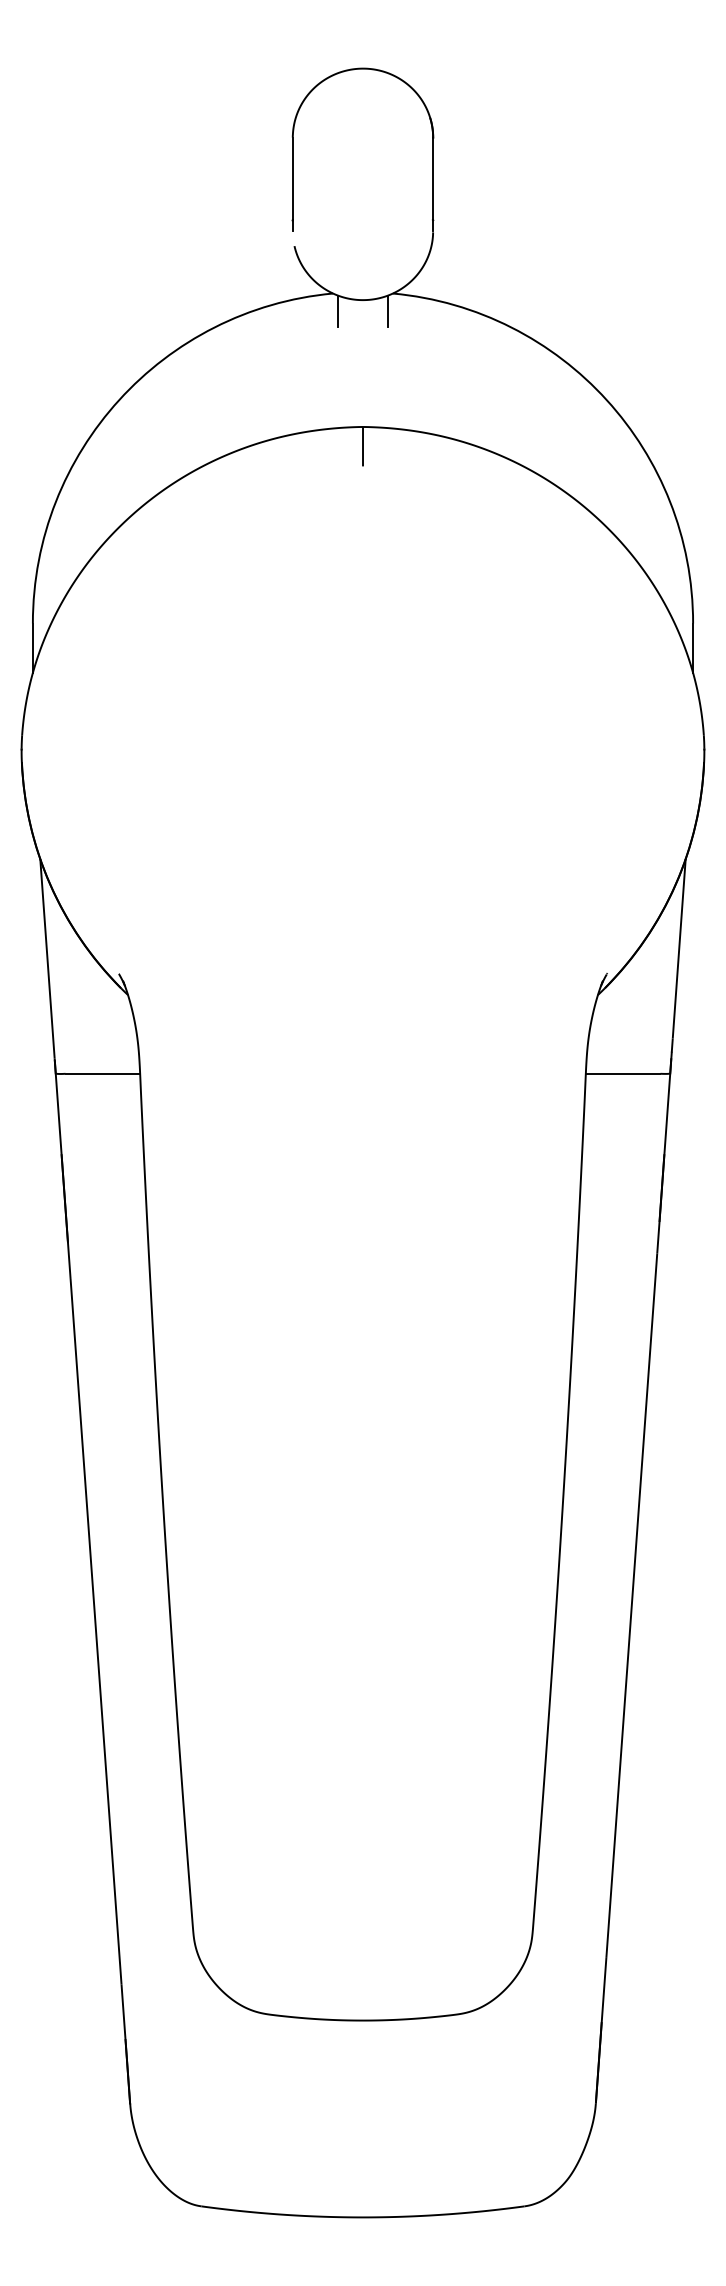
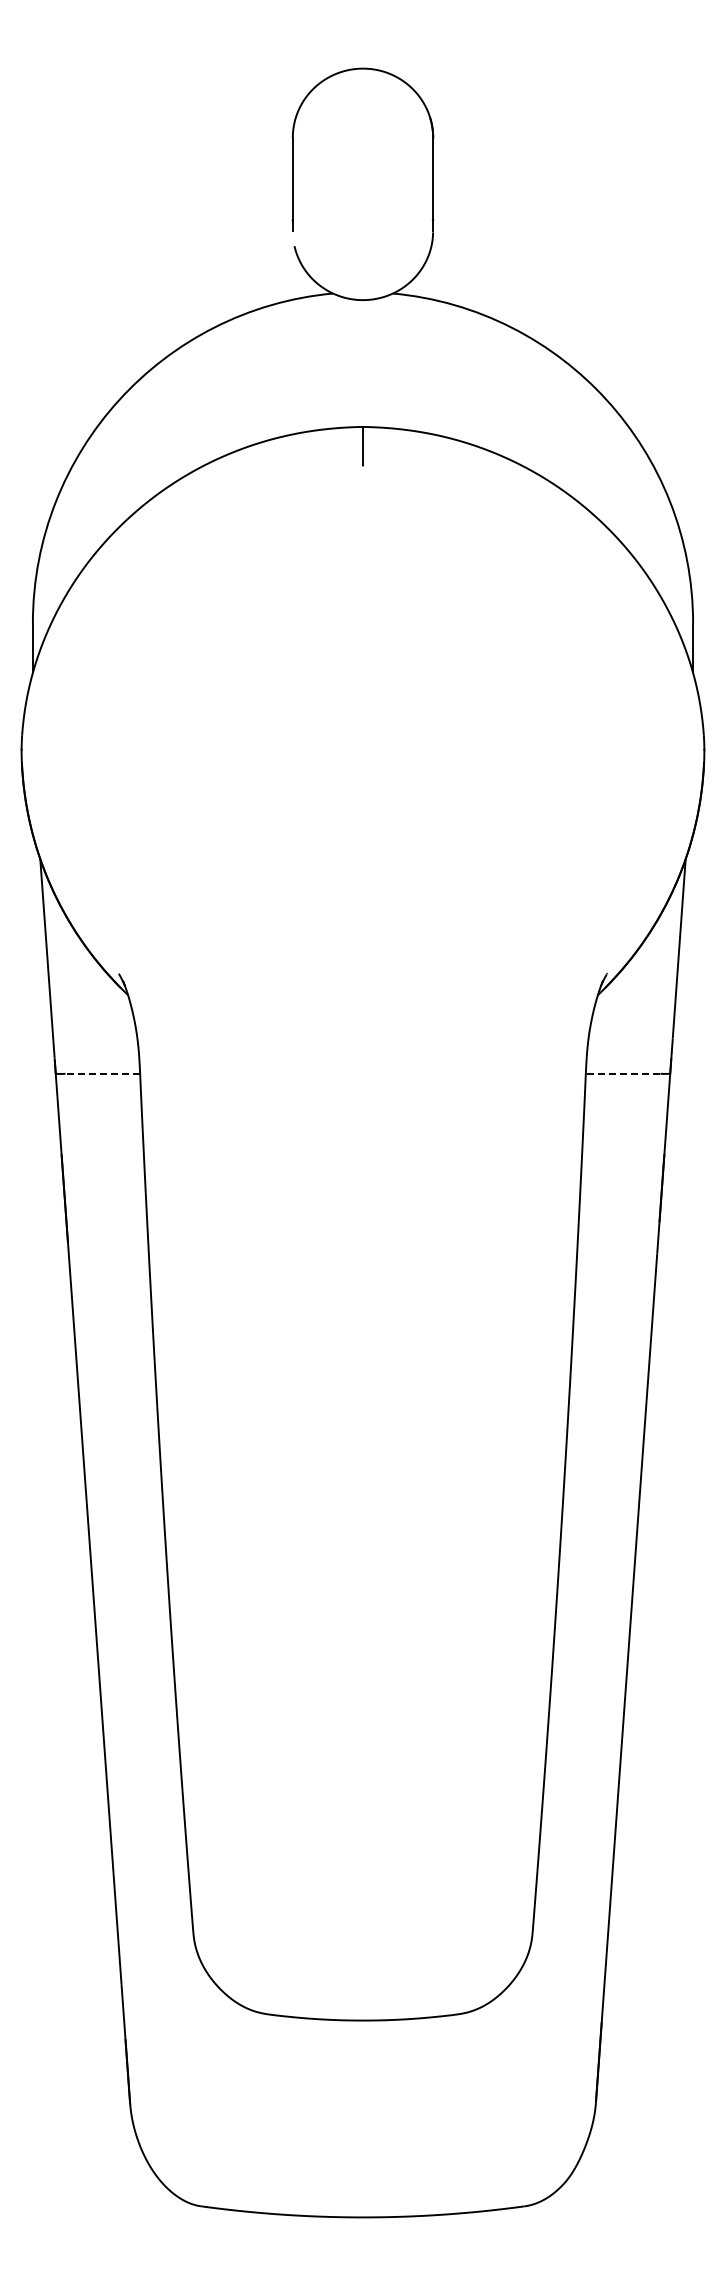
line: present -> none (338, 311)
line: present -> none (387, 311)
line: solid -> dashed (102, 1073)
line: solid -> dashed (622, 1073)
